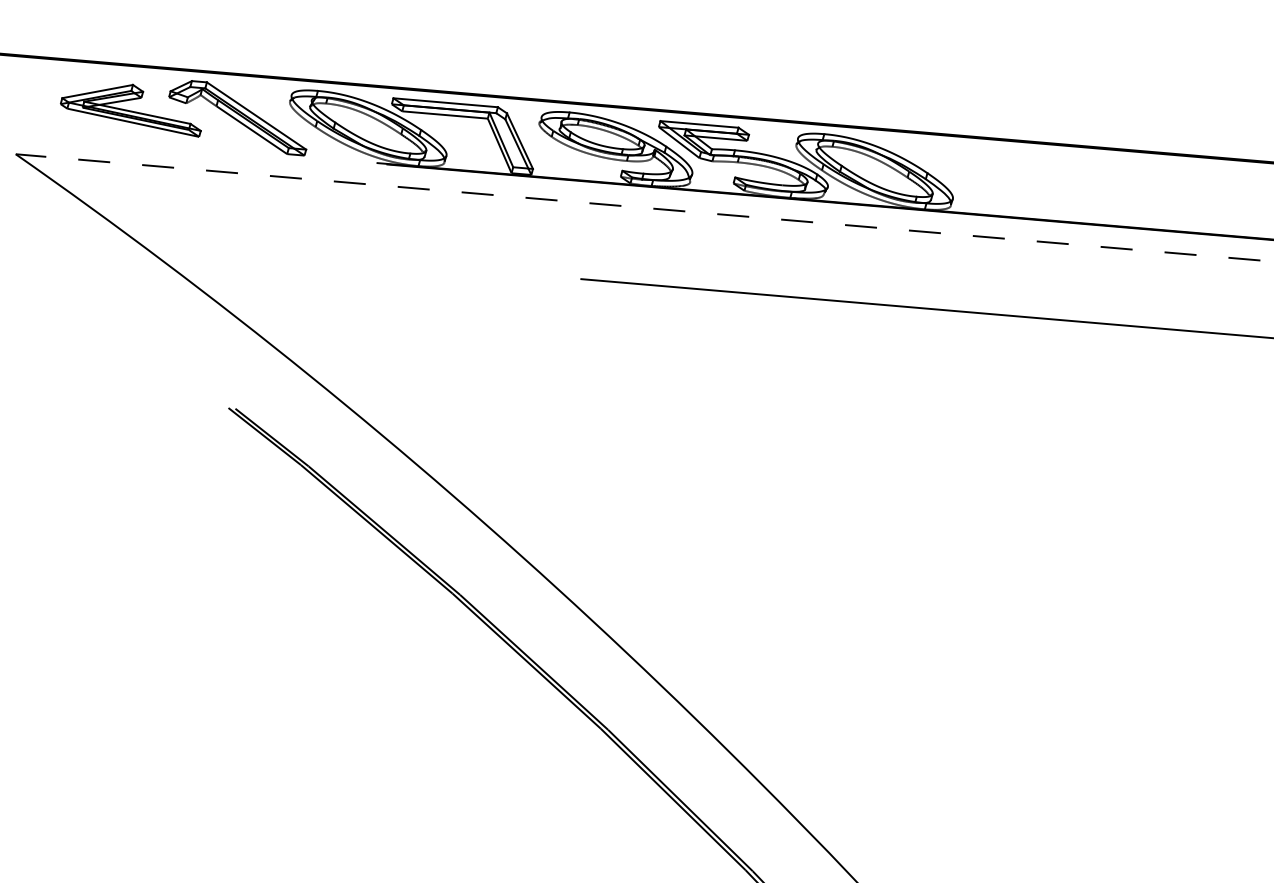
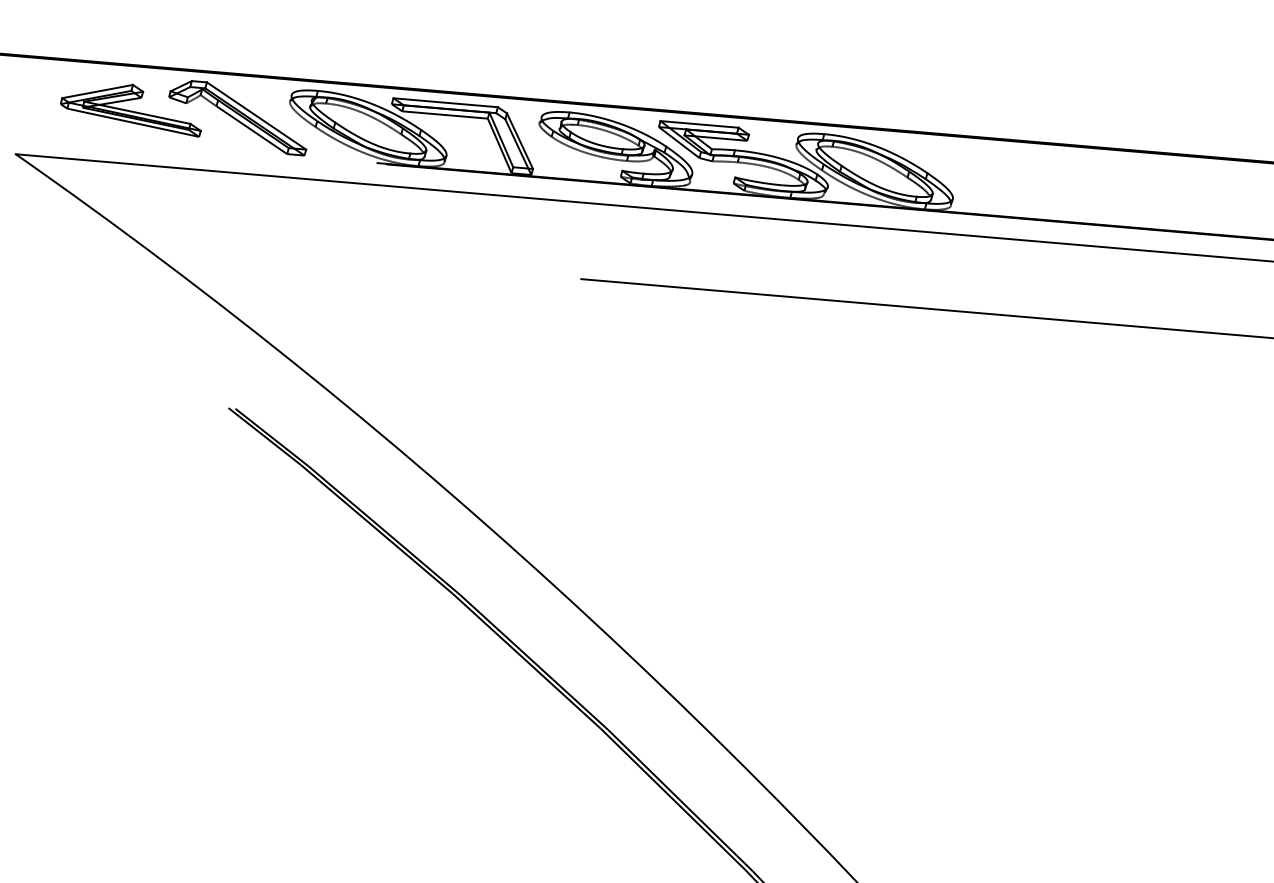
line: dashed -> solid (644, 207)
